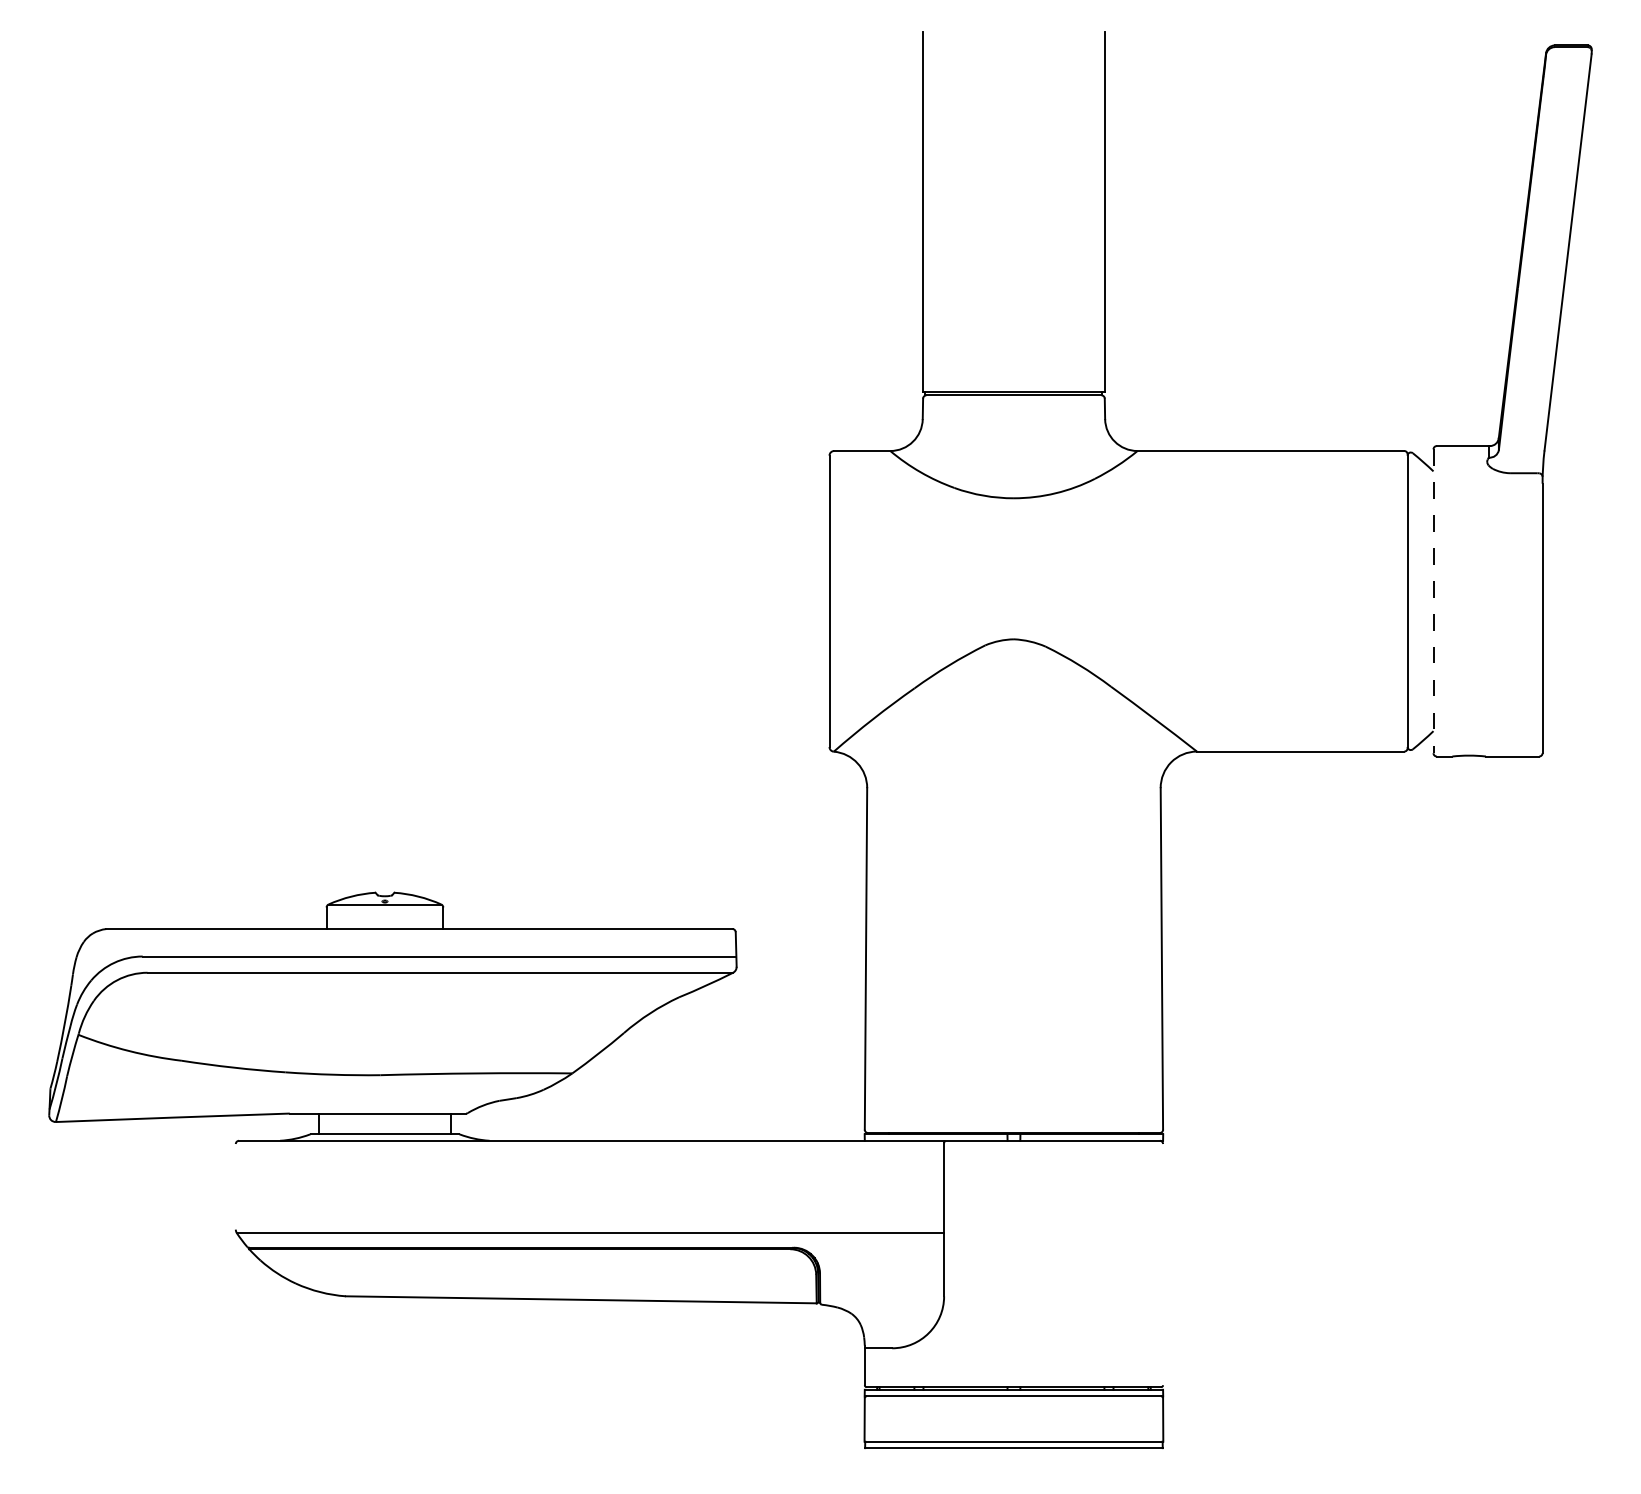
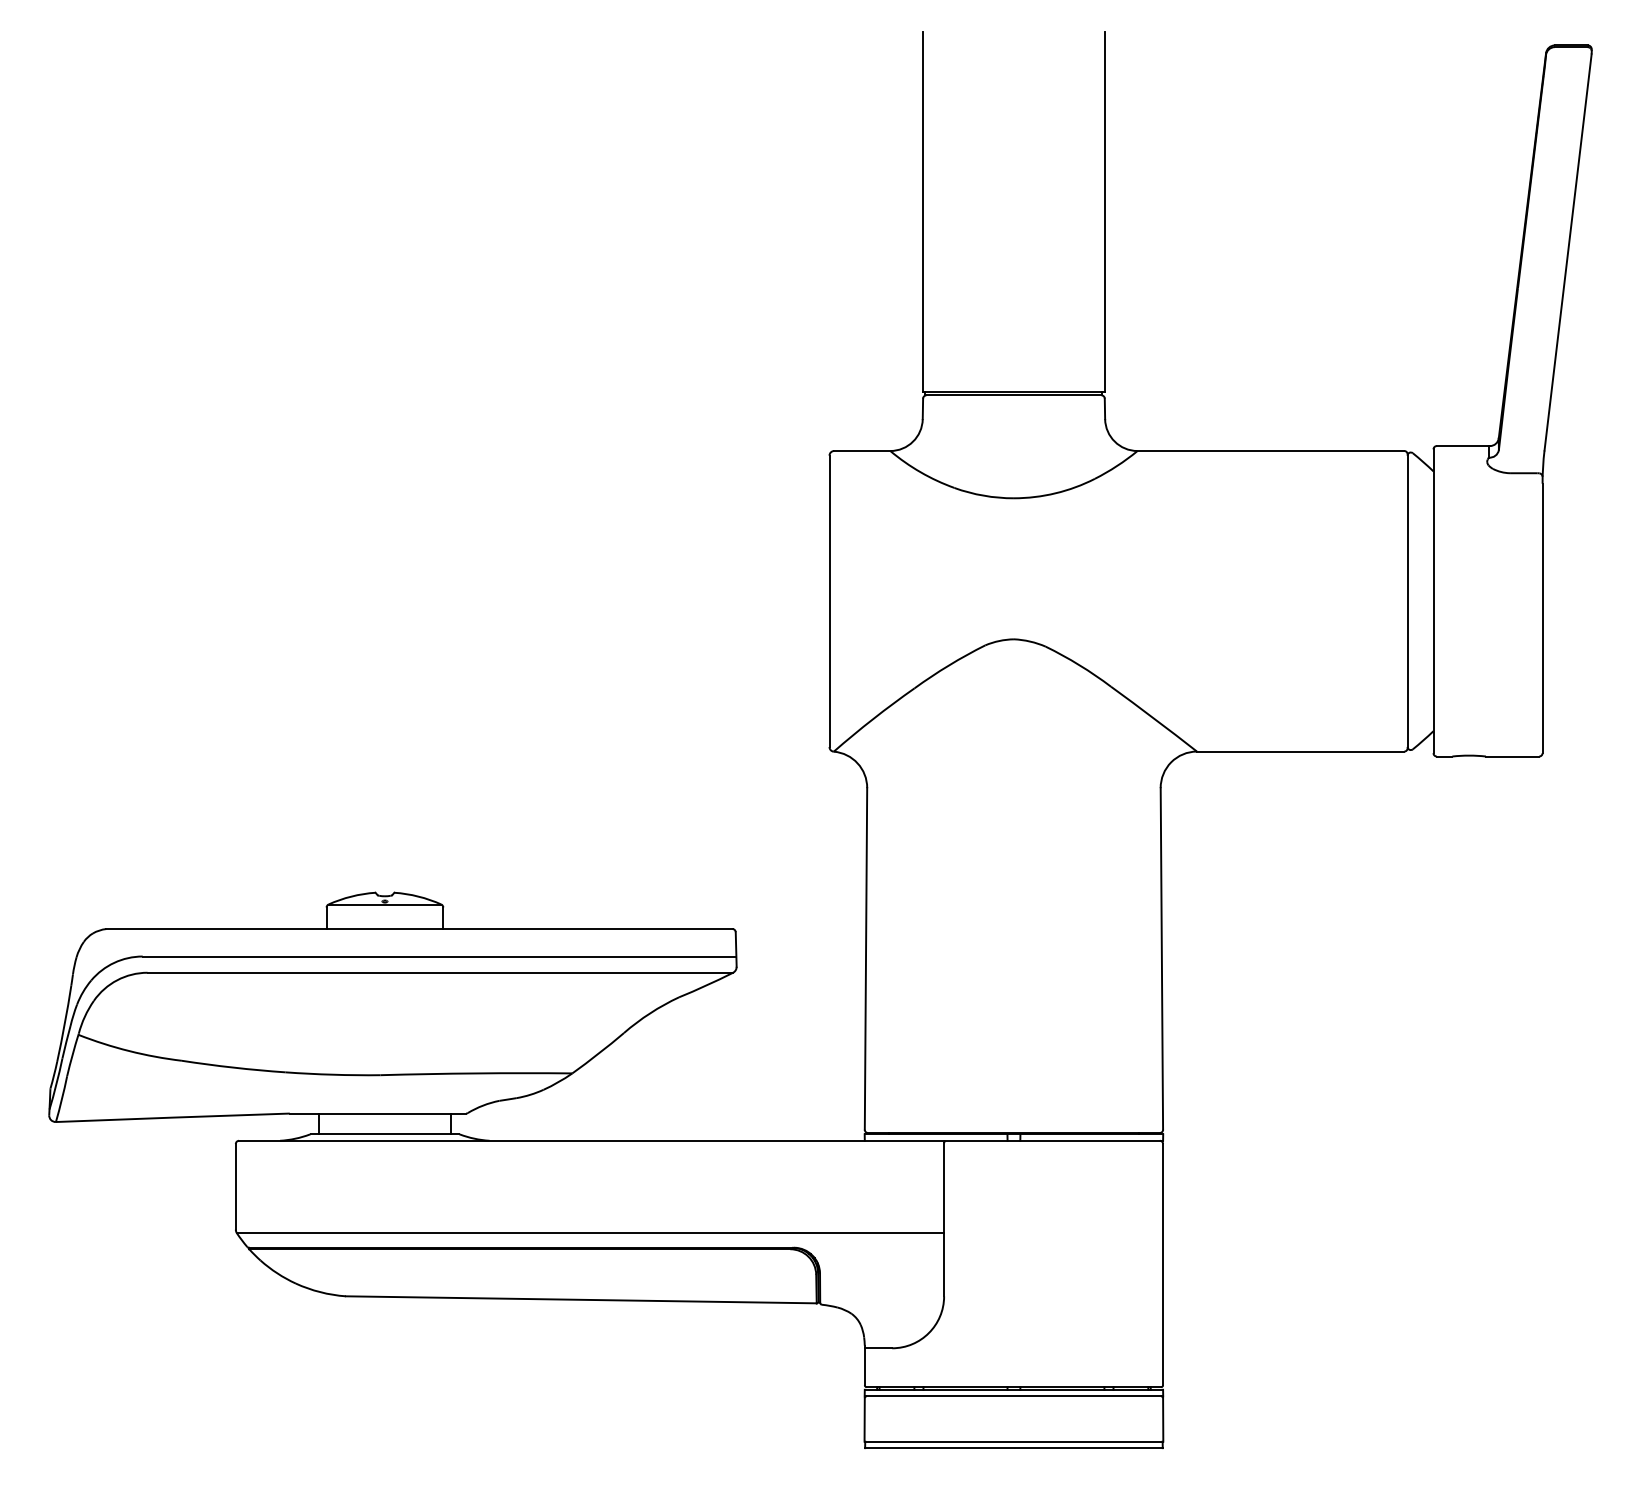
line: dashed -> solid (1433, 601)
line: none -> present (235, 1186)
line: none -> present (1163, 1264)
